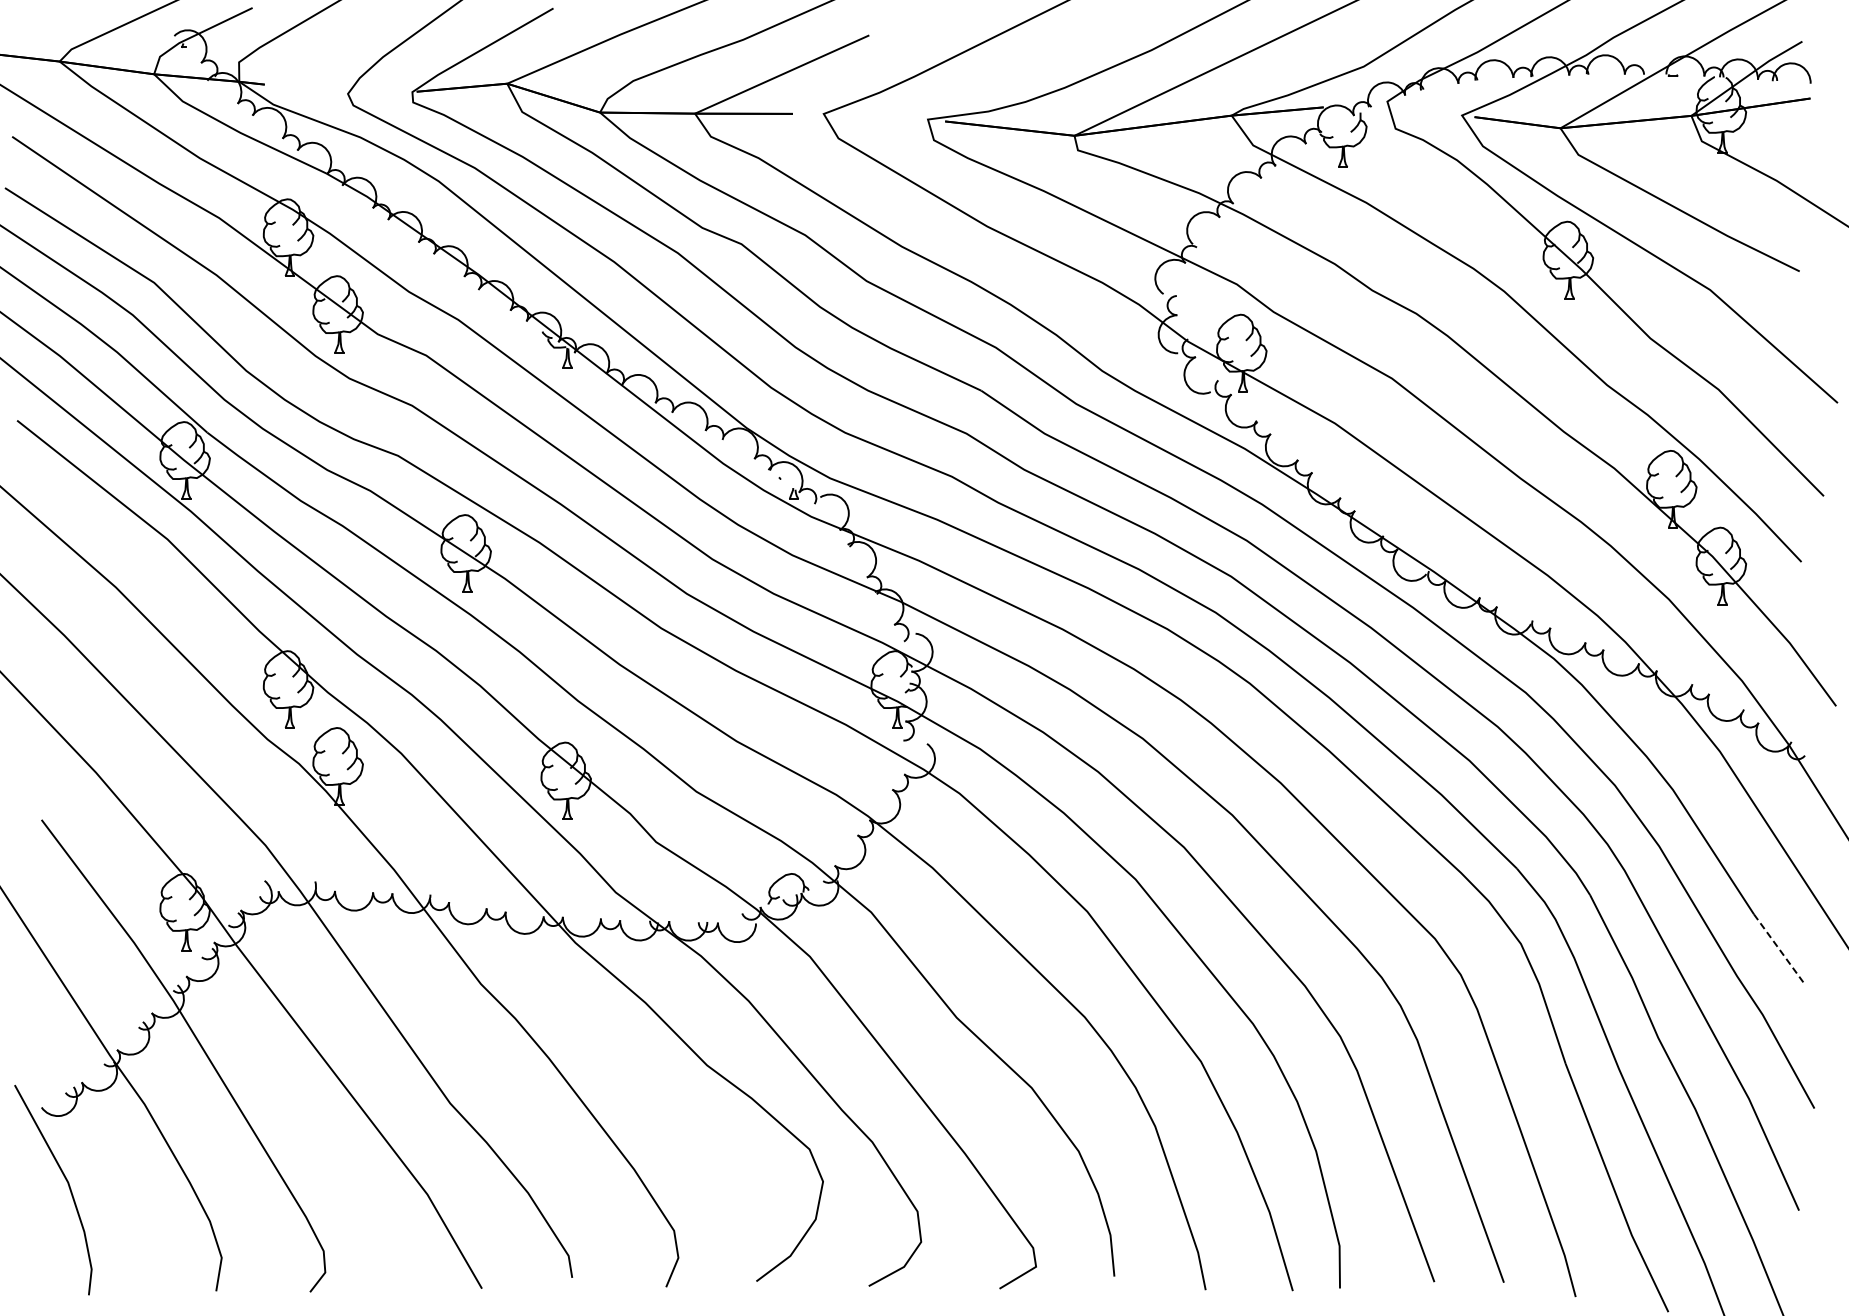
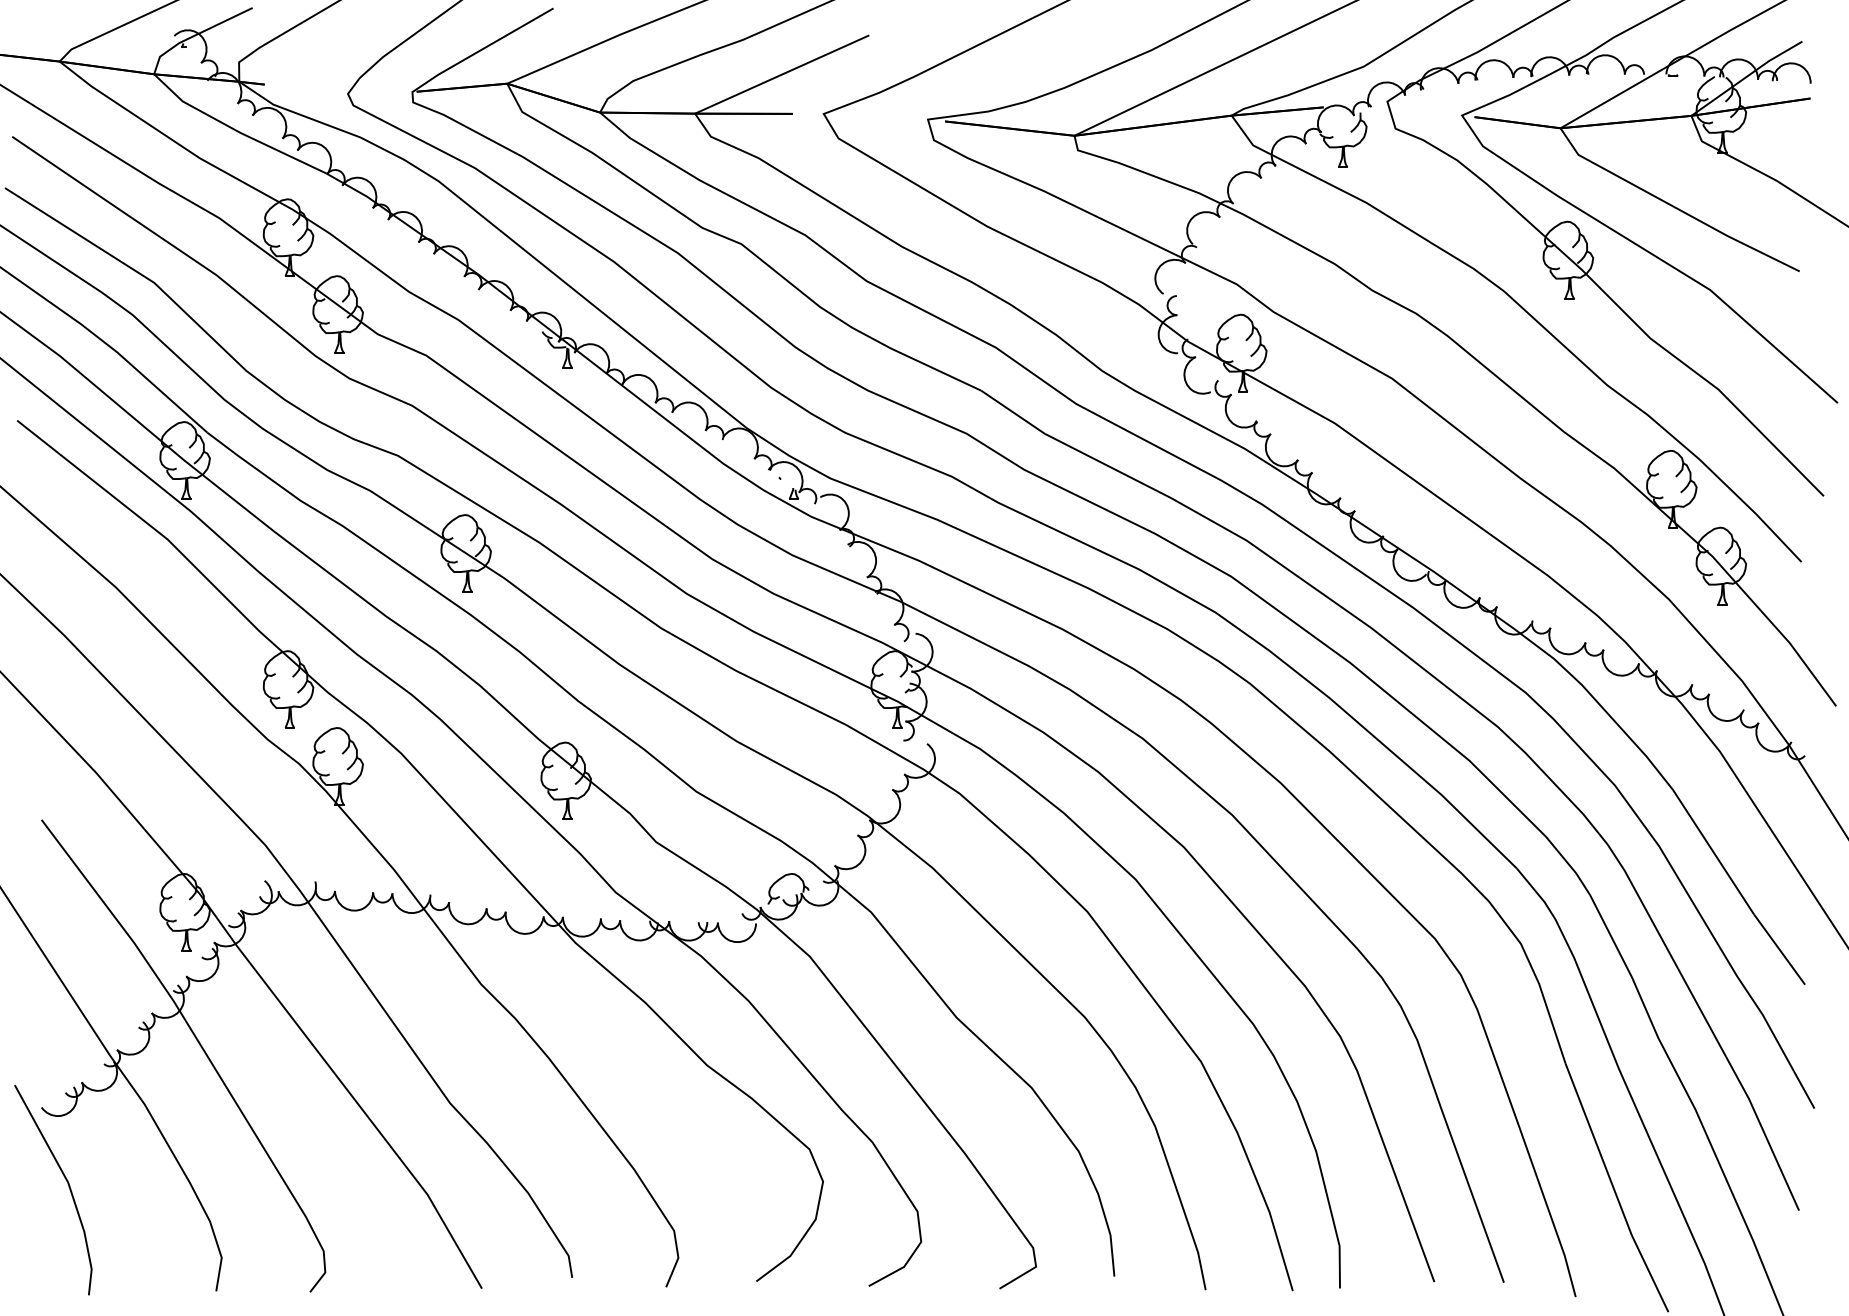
line: dashed -> solid (1779, 949)
